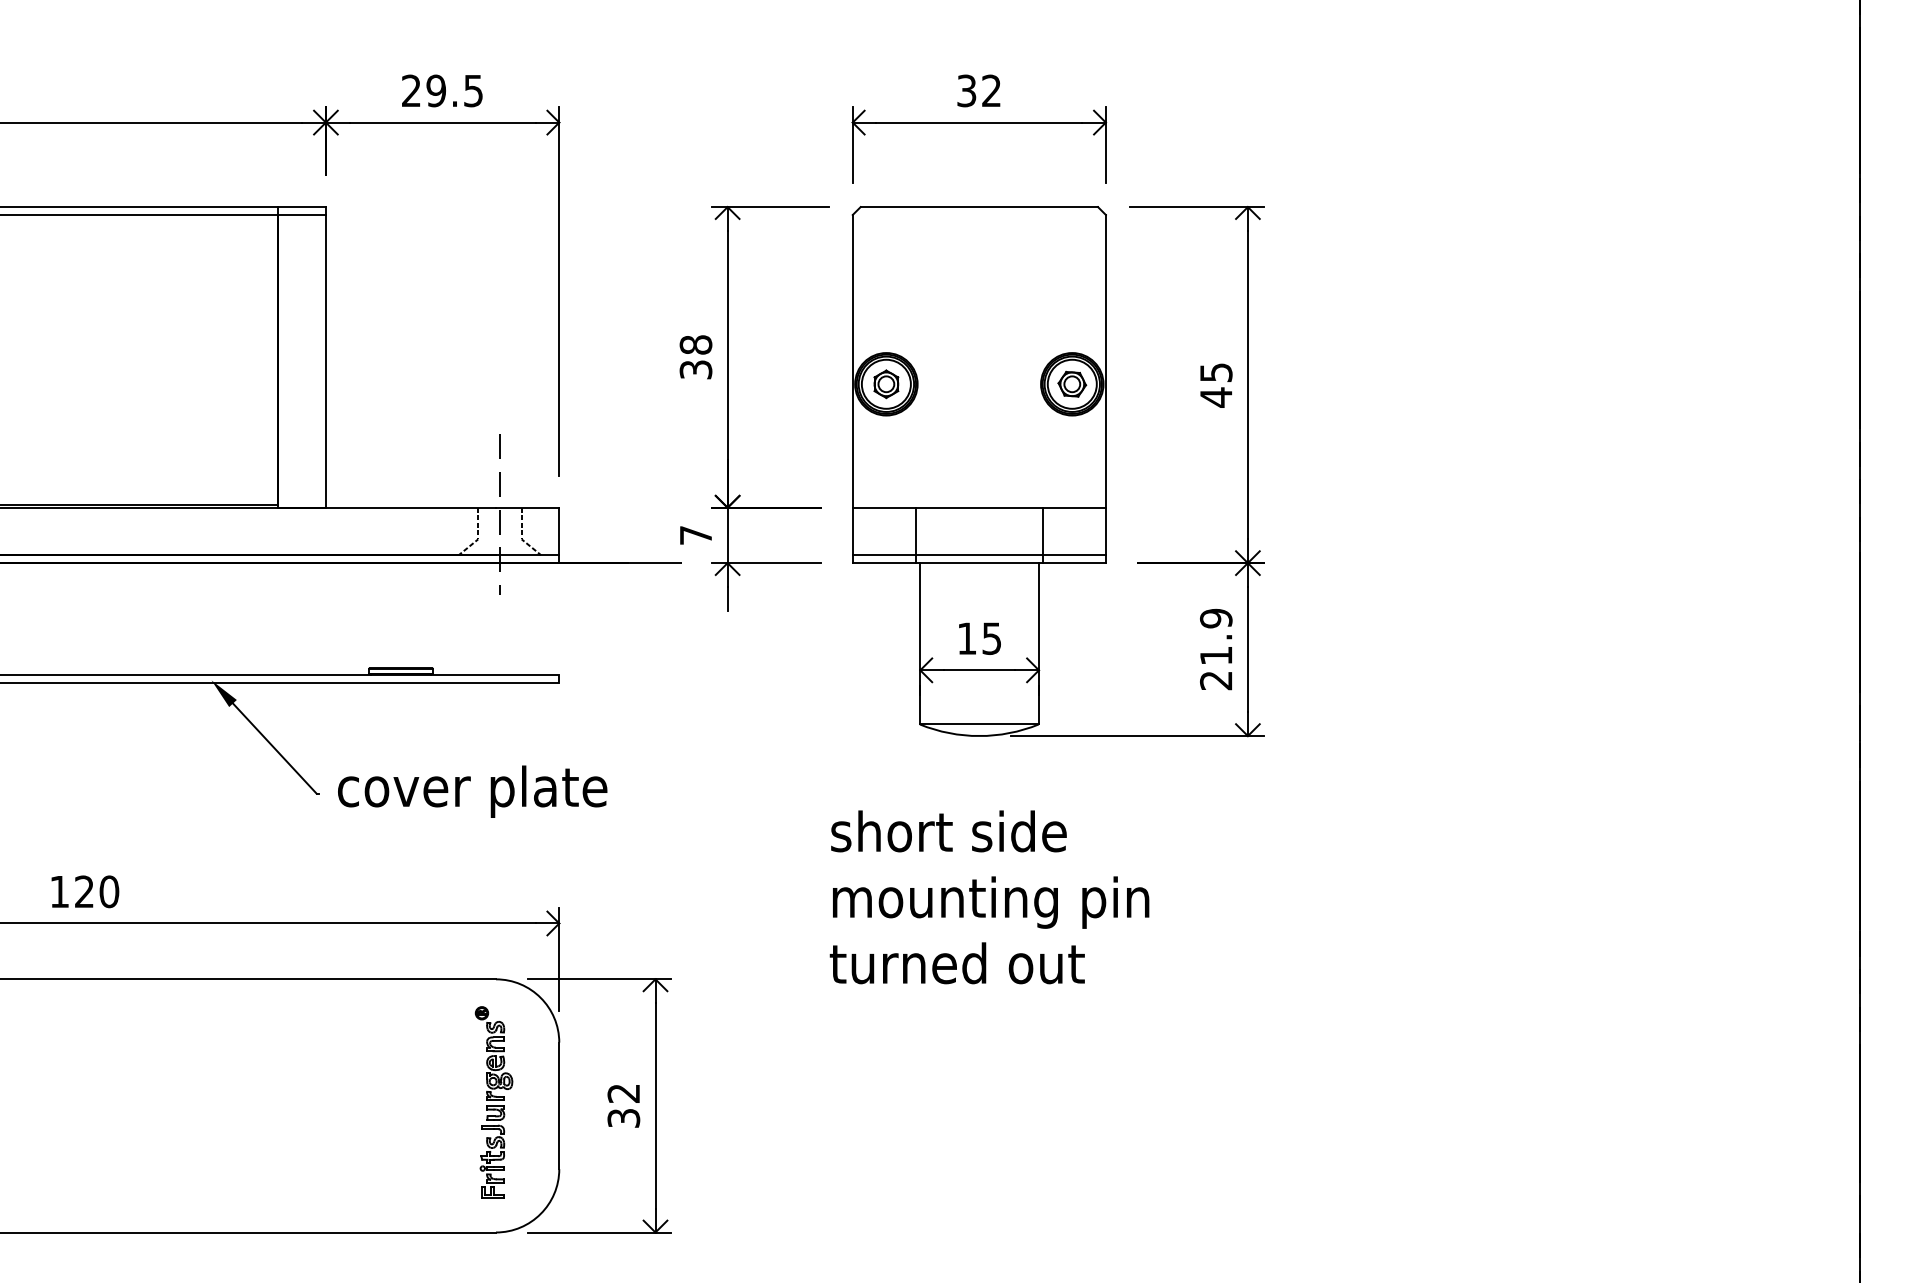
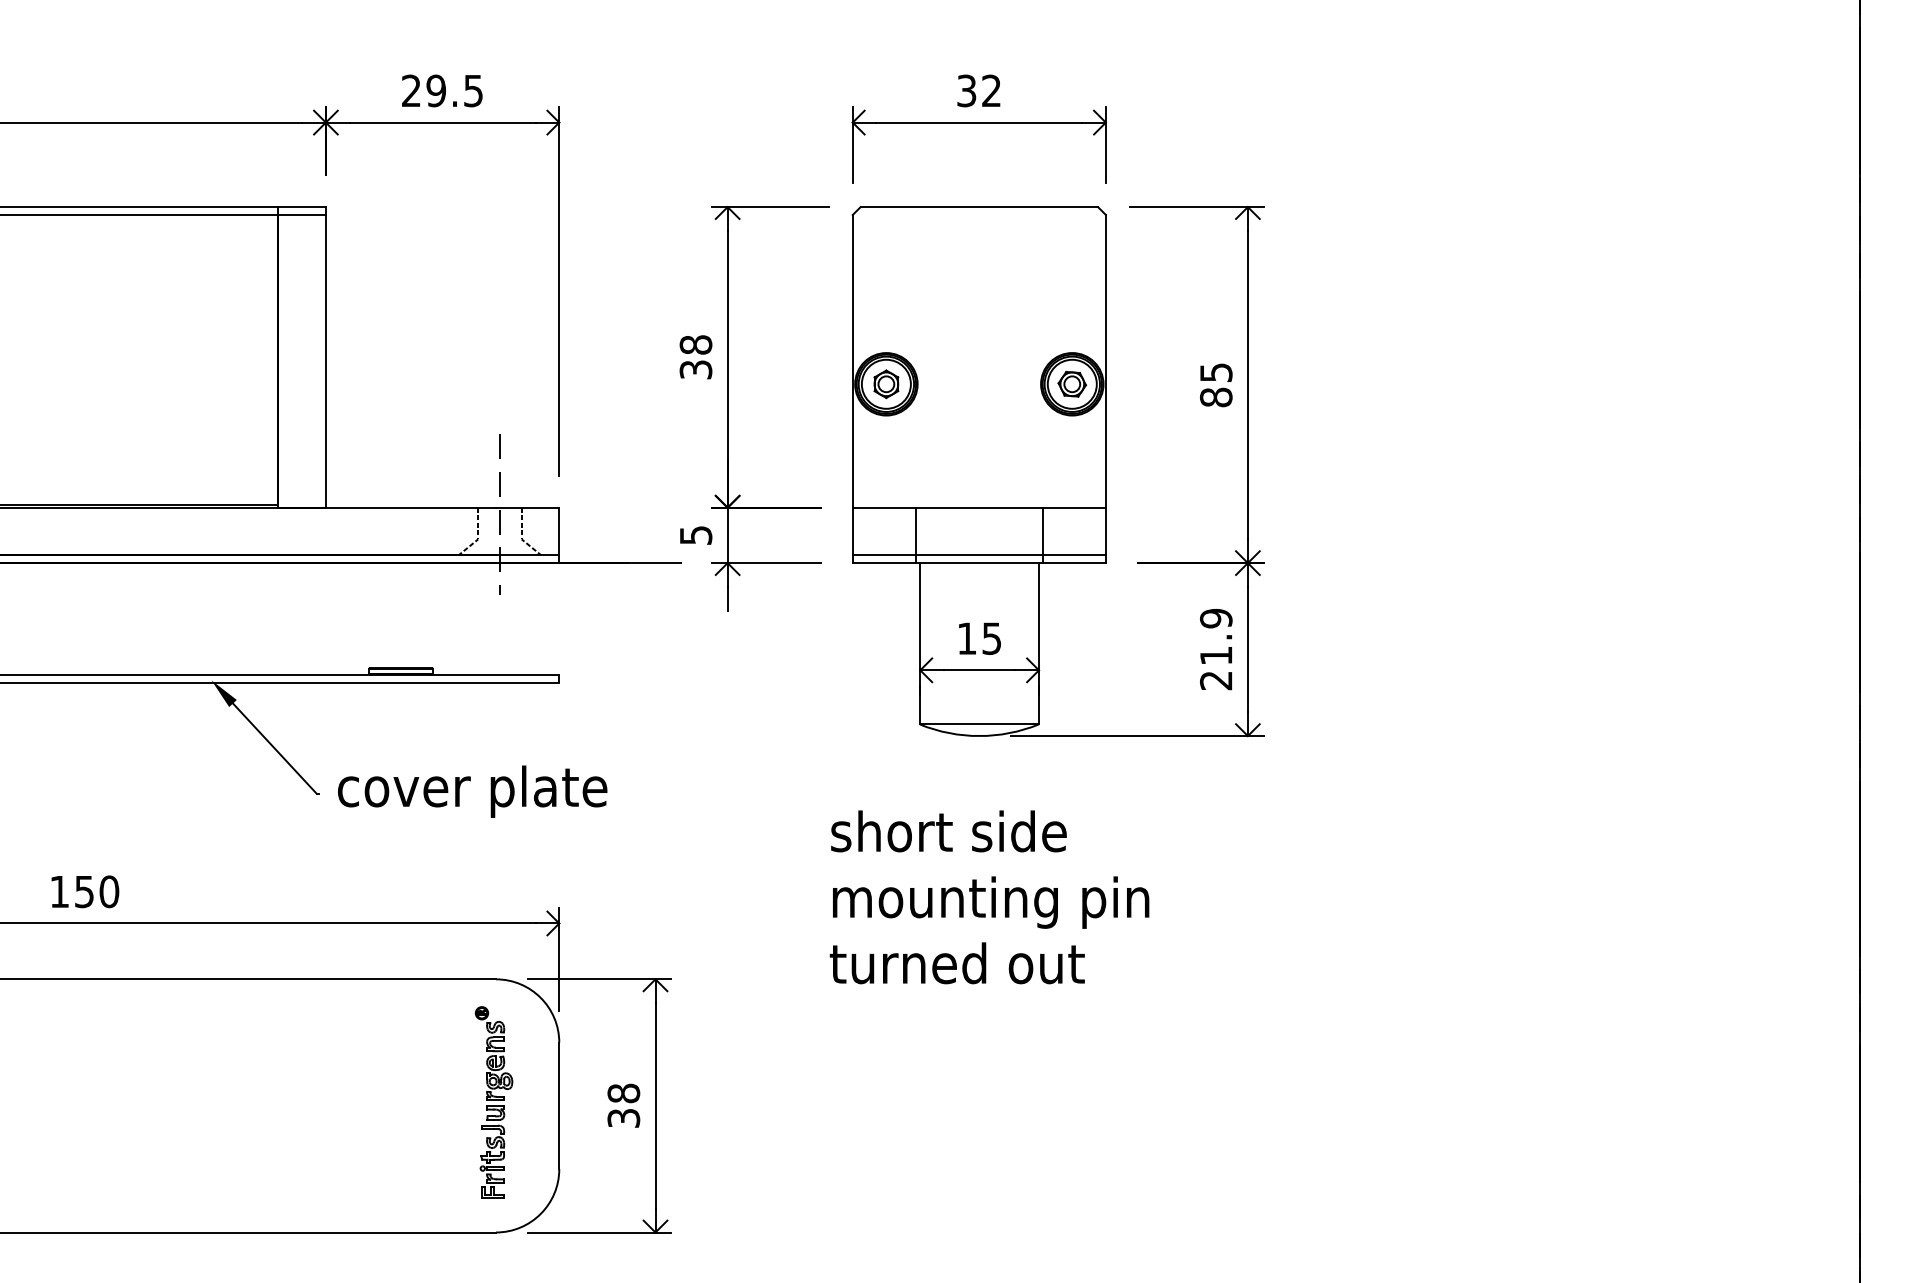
text: 45 -> 85 (1215, 397)
text: 7 -> 5 (696, 535)
text: 120 -> 150 (84, 891)
text: 32 -> 38 (623, 1093)
